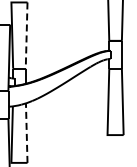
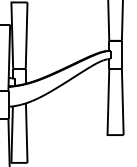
line: dashed -> solid (26, 36)
line: dashed -> solid (26, 133)
